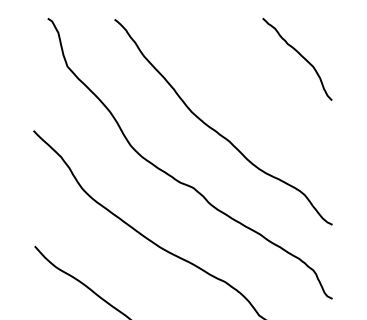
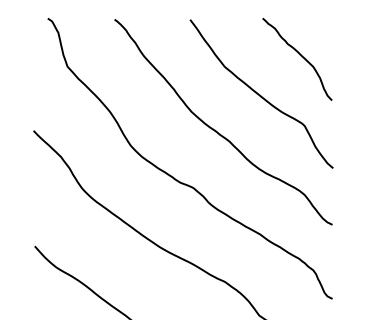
curve: none -> present (260, 94)
